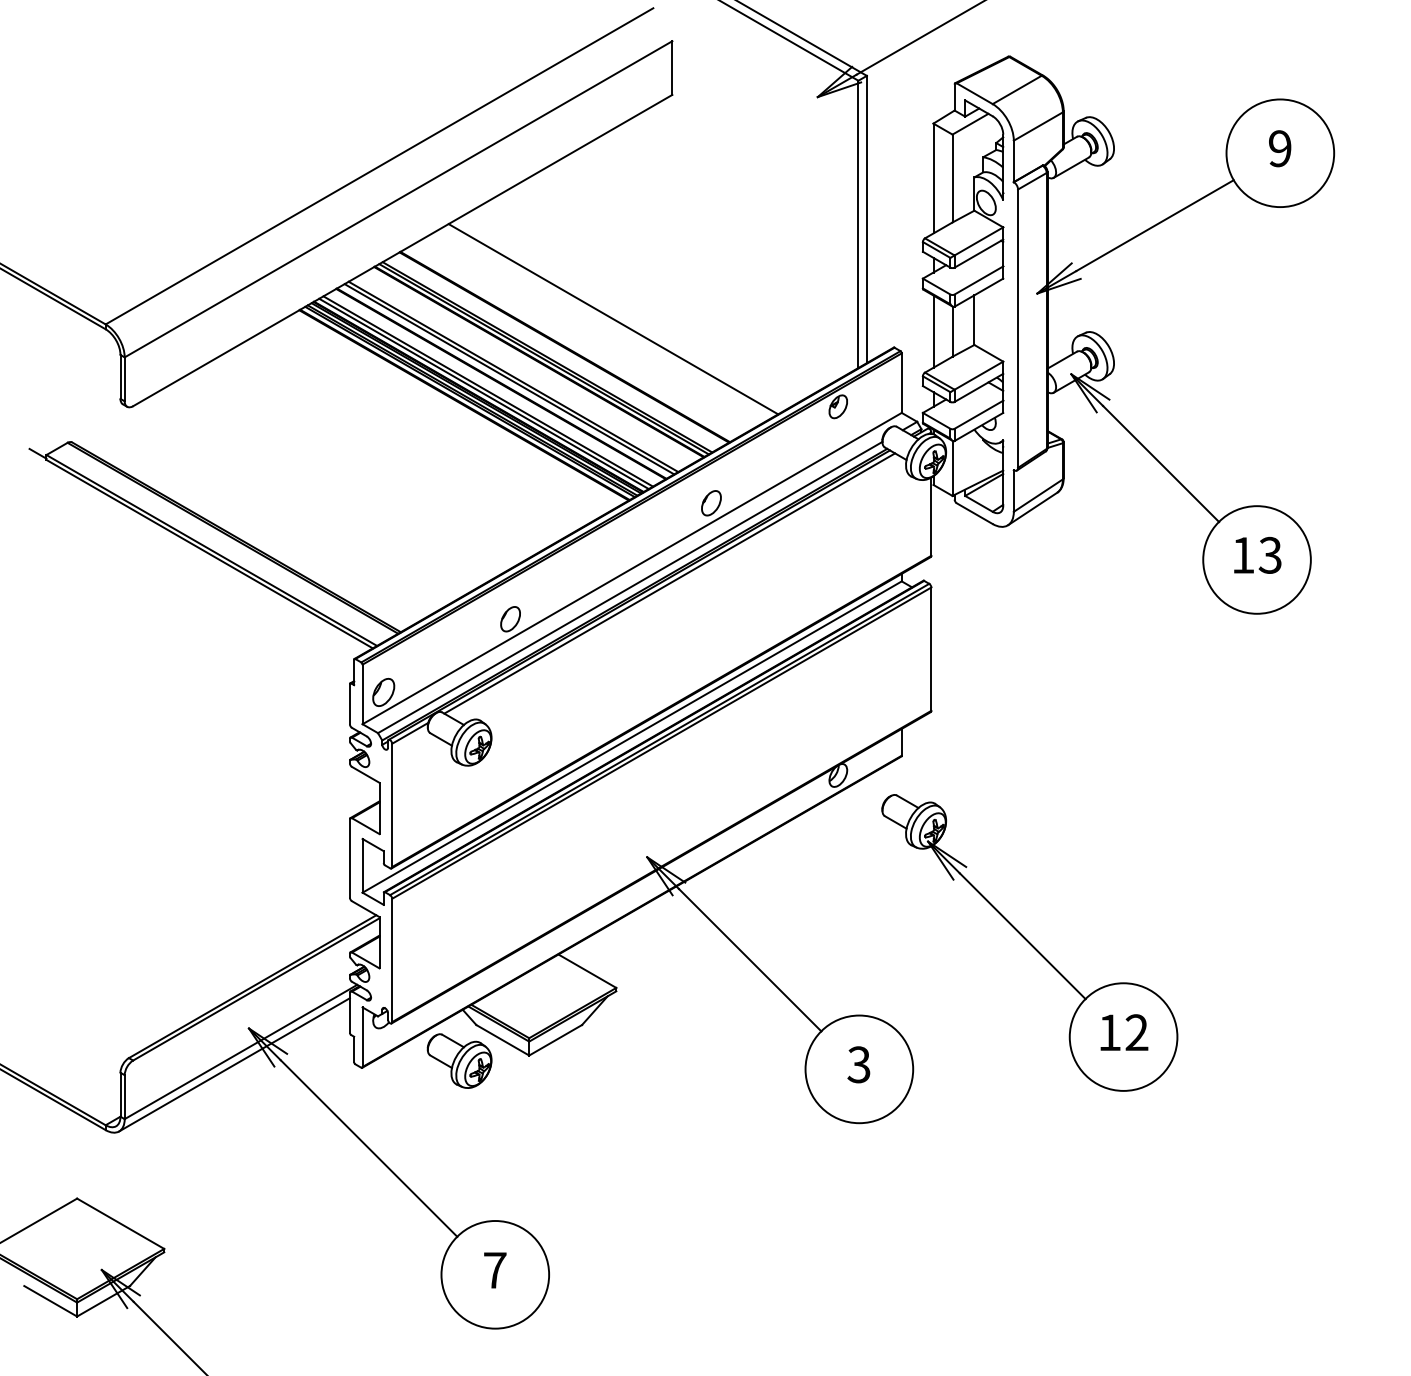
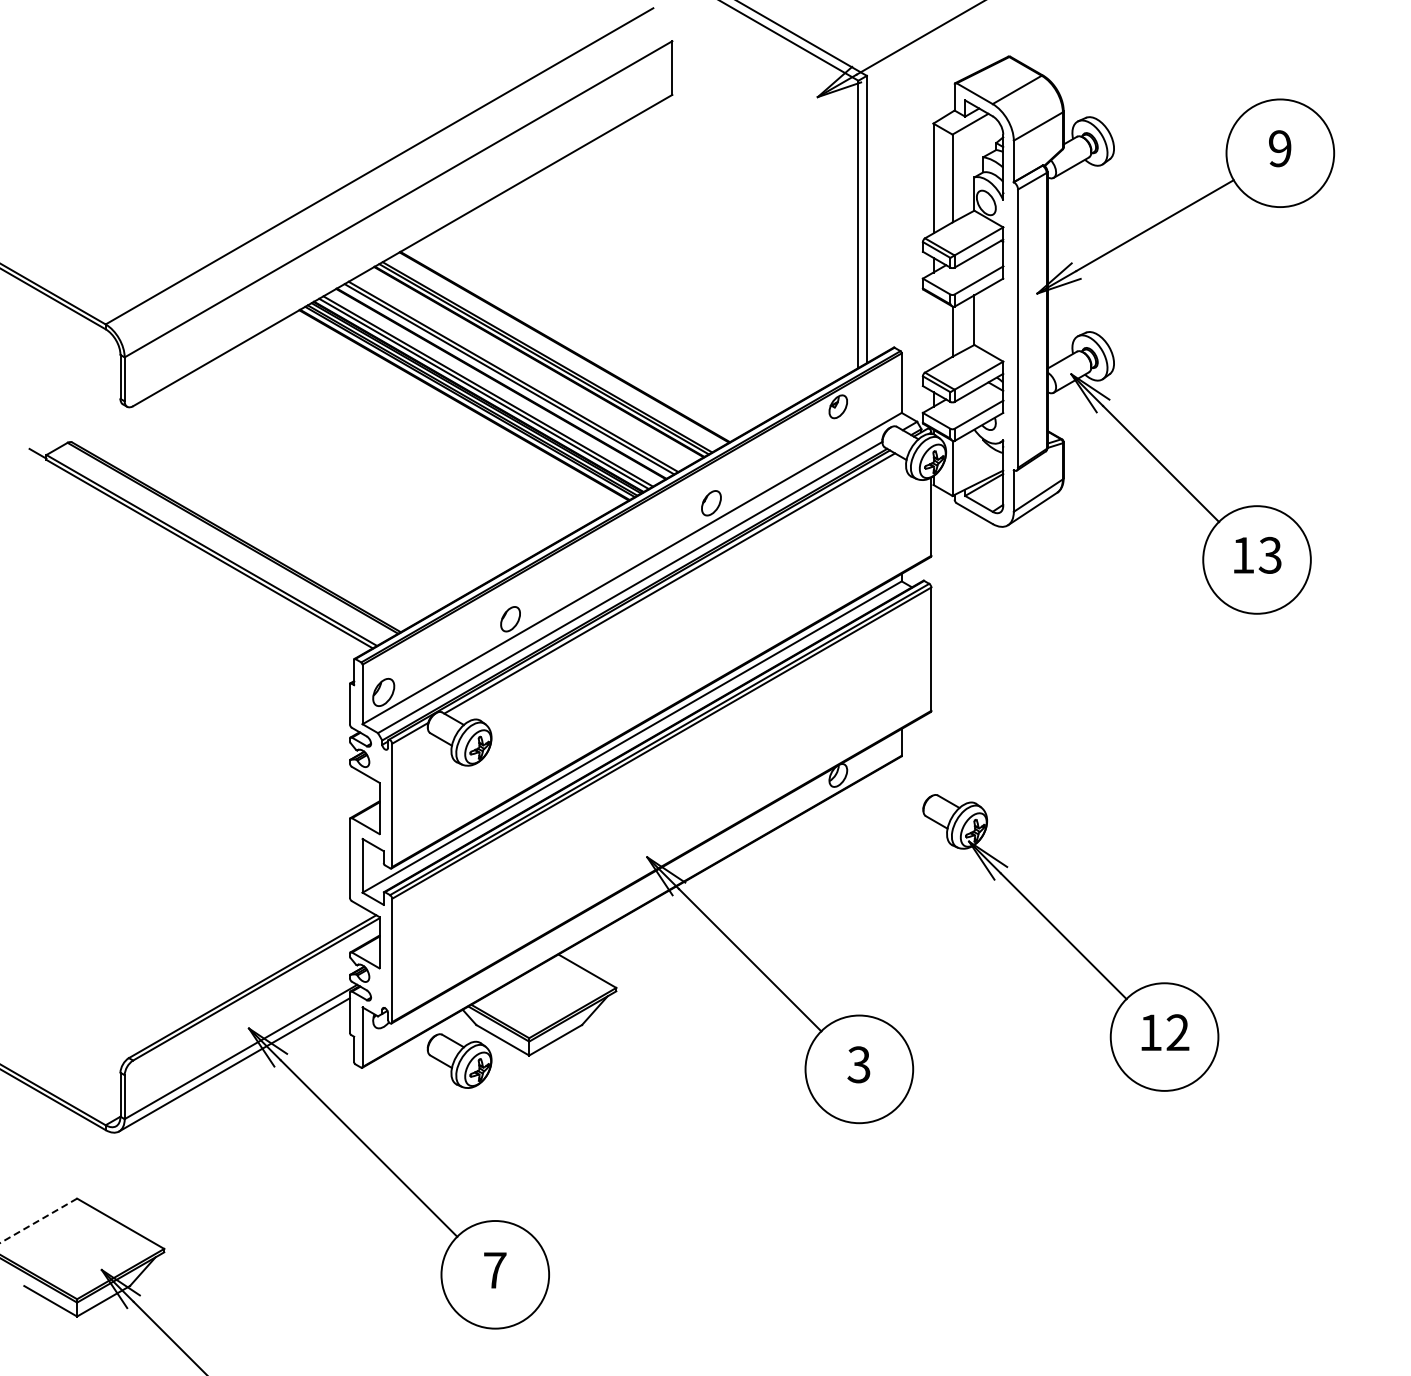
line: present -> none (613, 319)
line: present -> none (933, 331)
part position: (1029, 942) -> (1070, 942) (1070, 942)
line: solid -> dashed (38, 1221)
